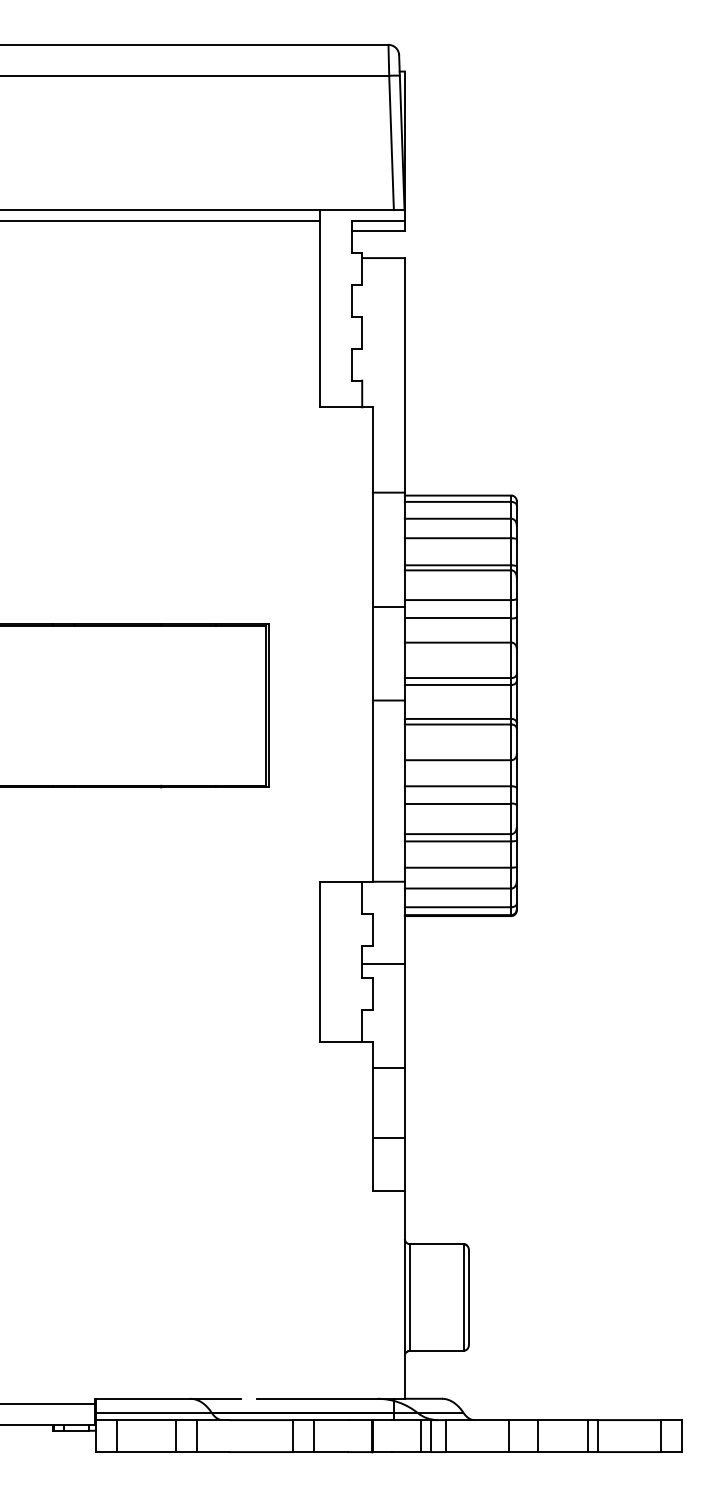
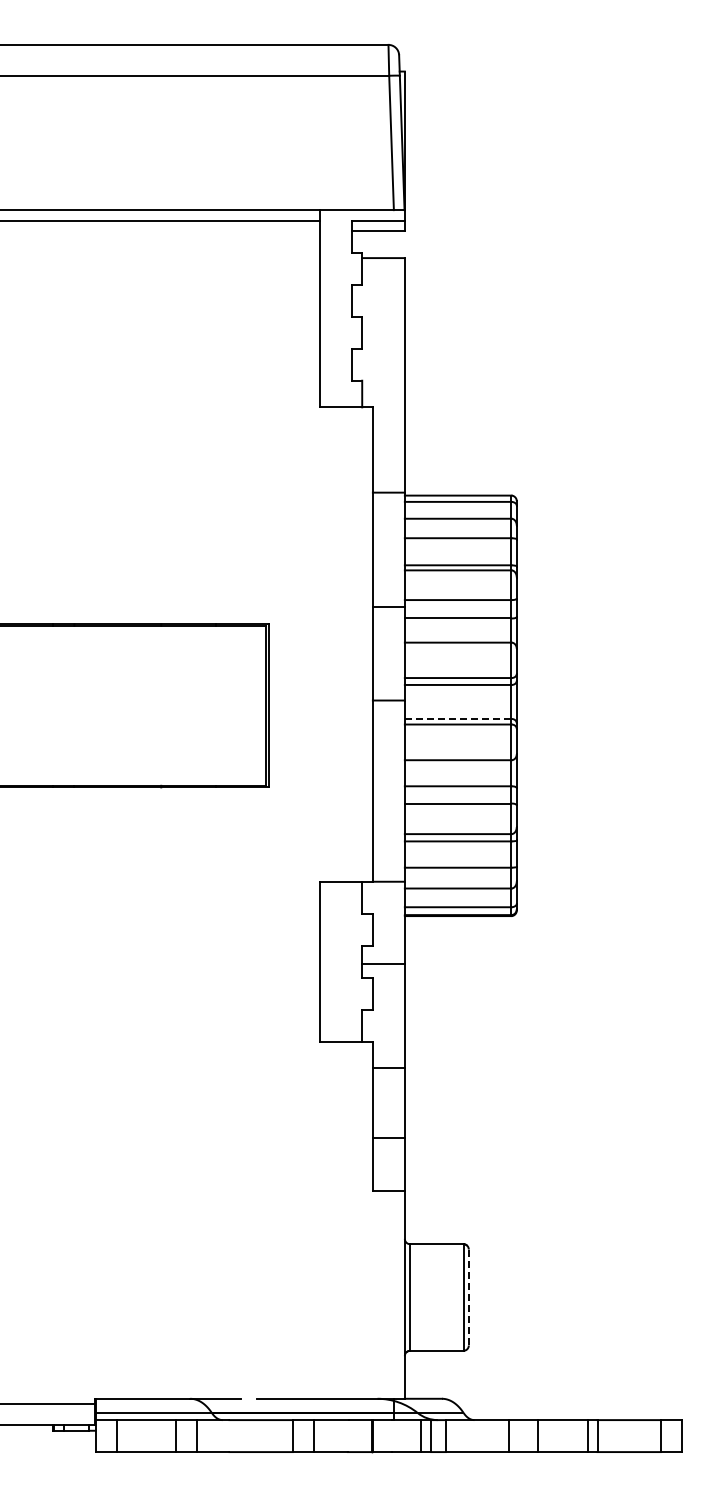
line: solid -> dashed (458, 718)
line: solid -> dashed (468, 1297)
